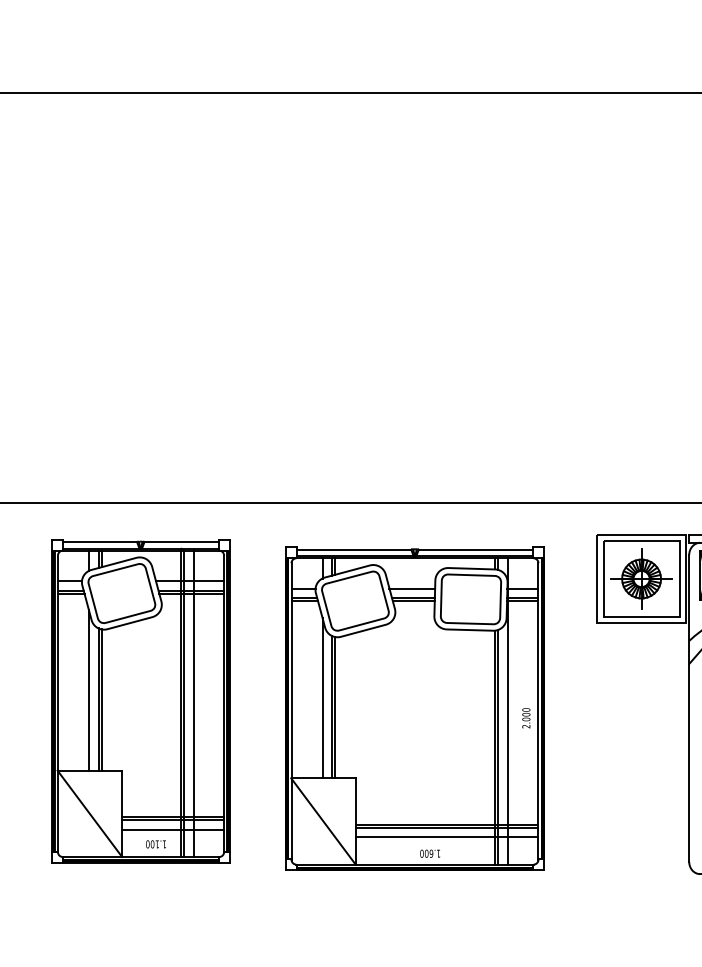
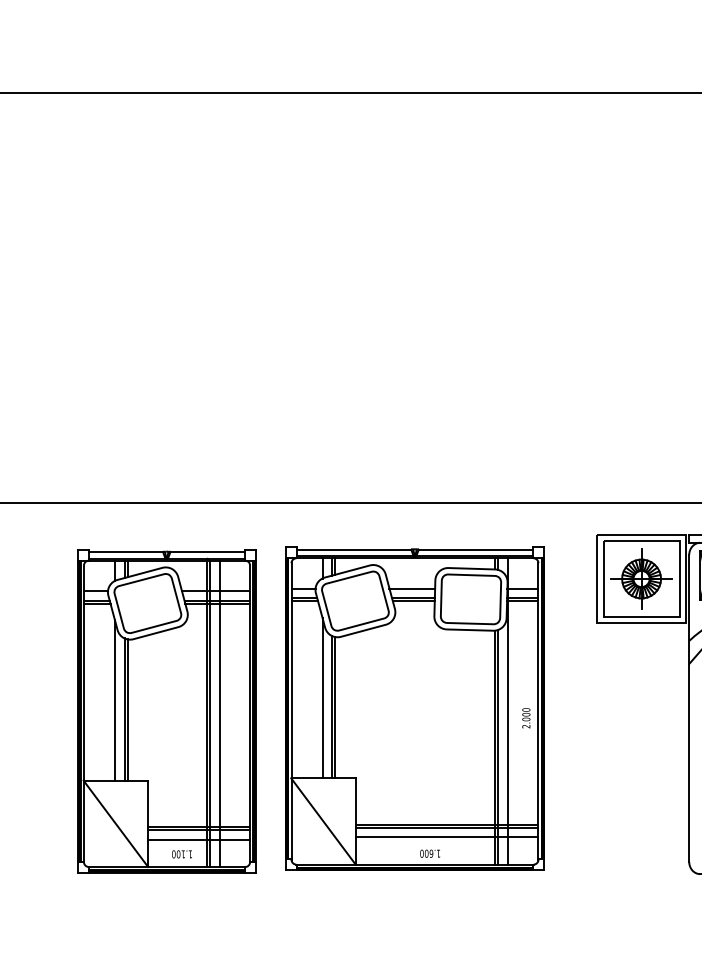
part position: (140, 701) -> (166, 711) (166, 711)
